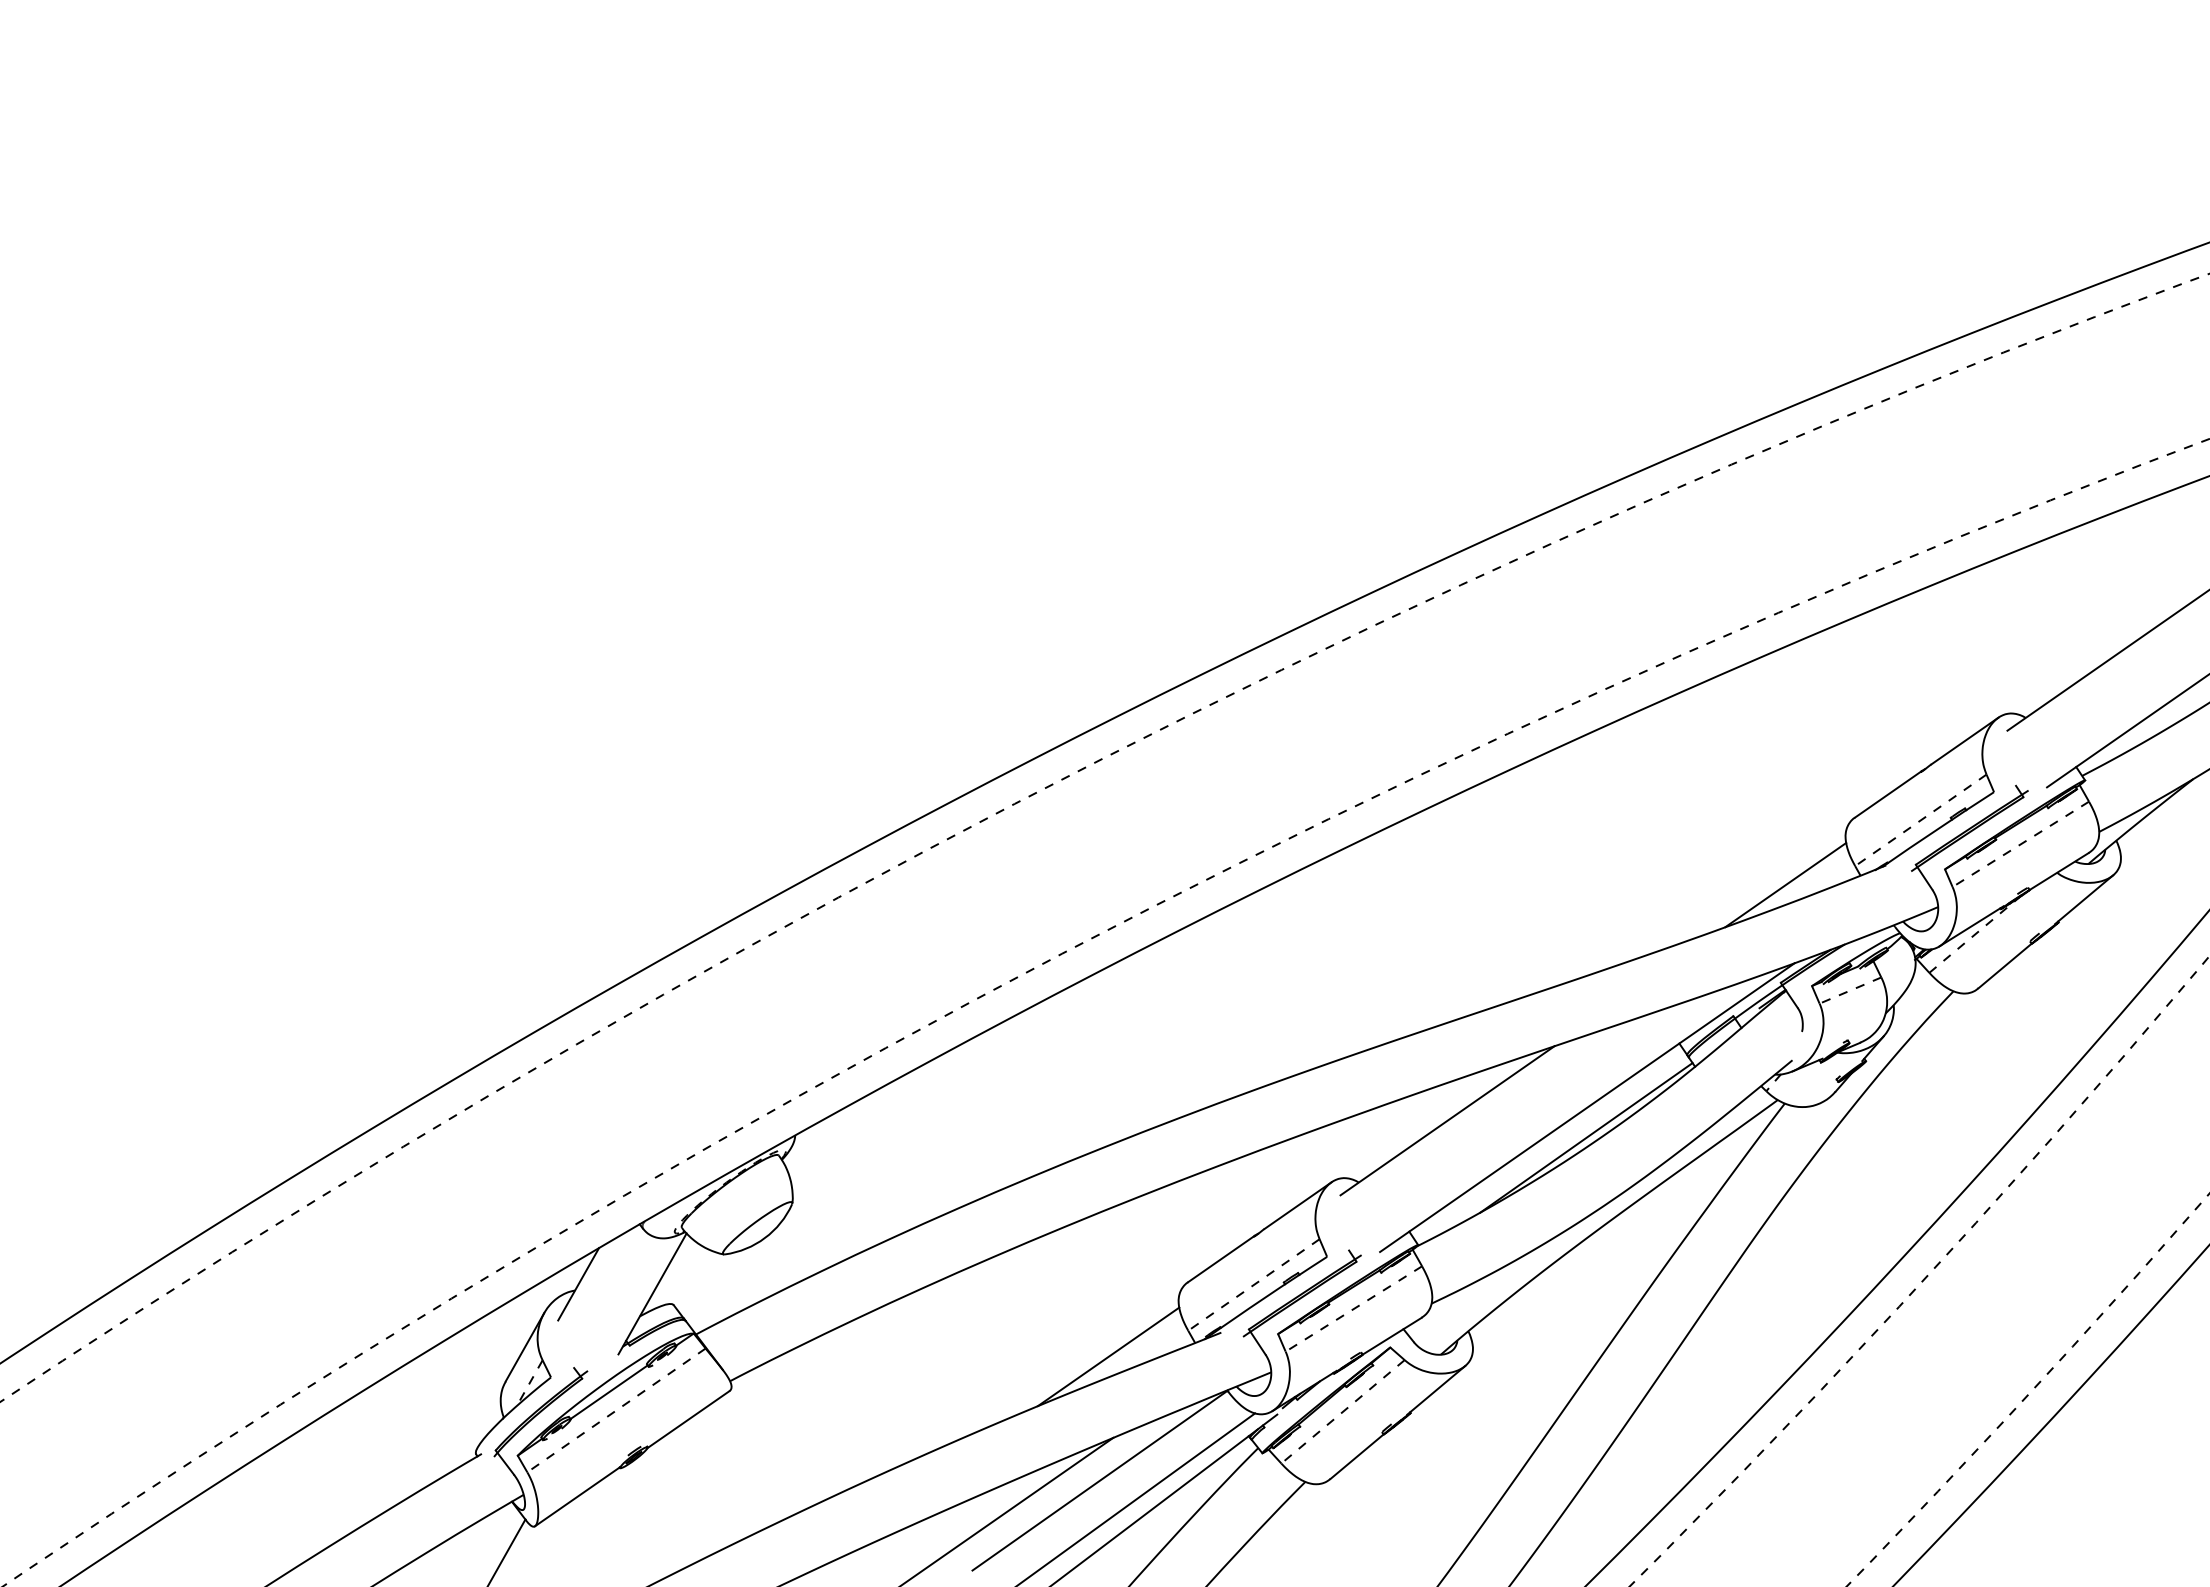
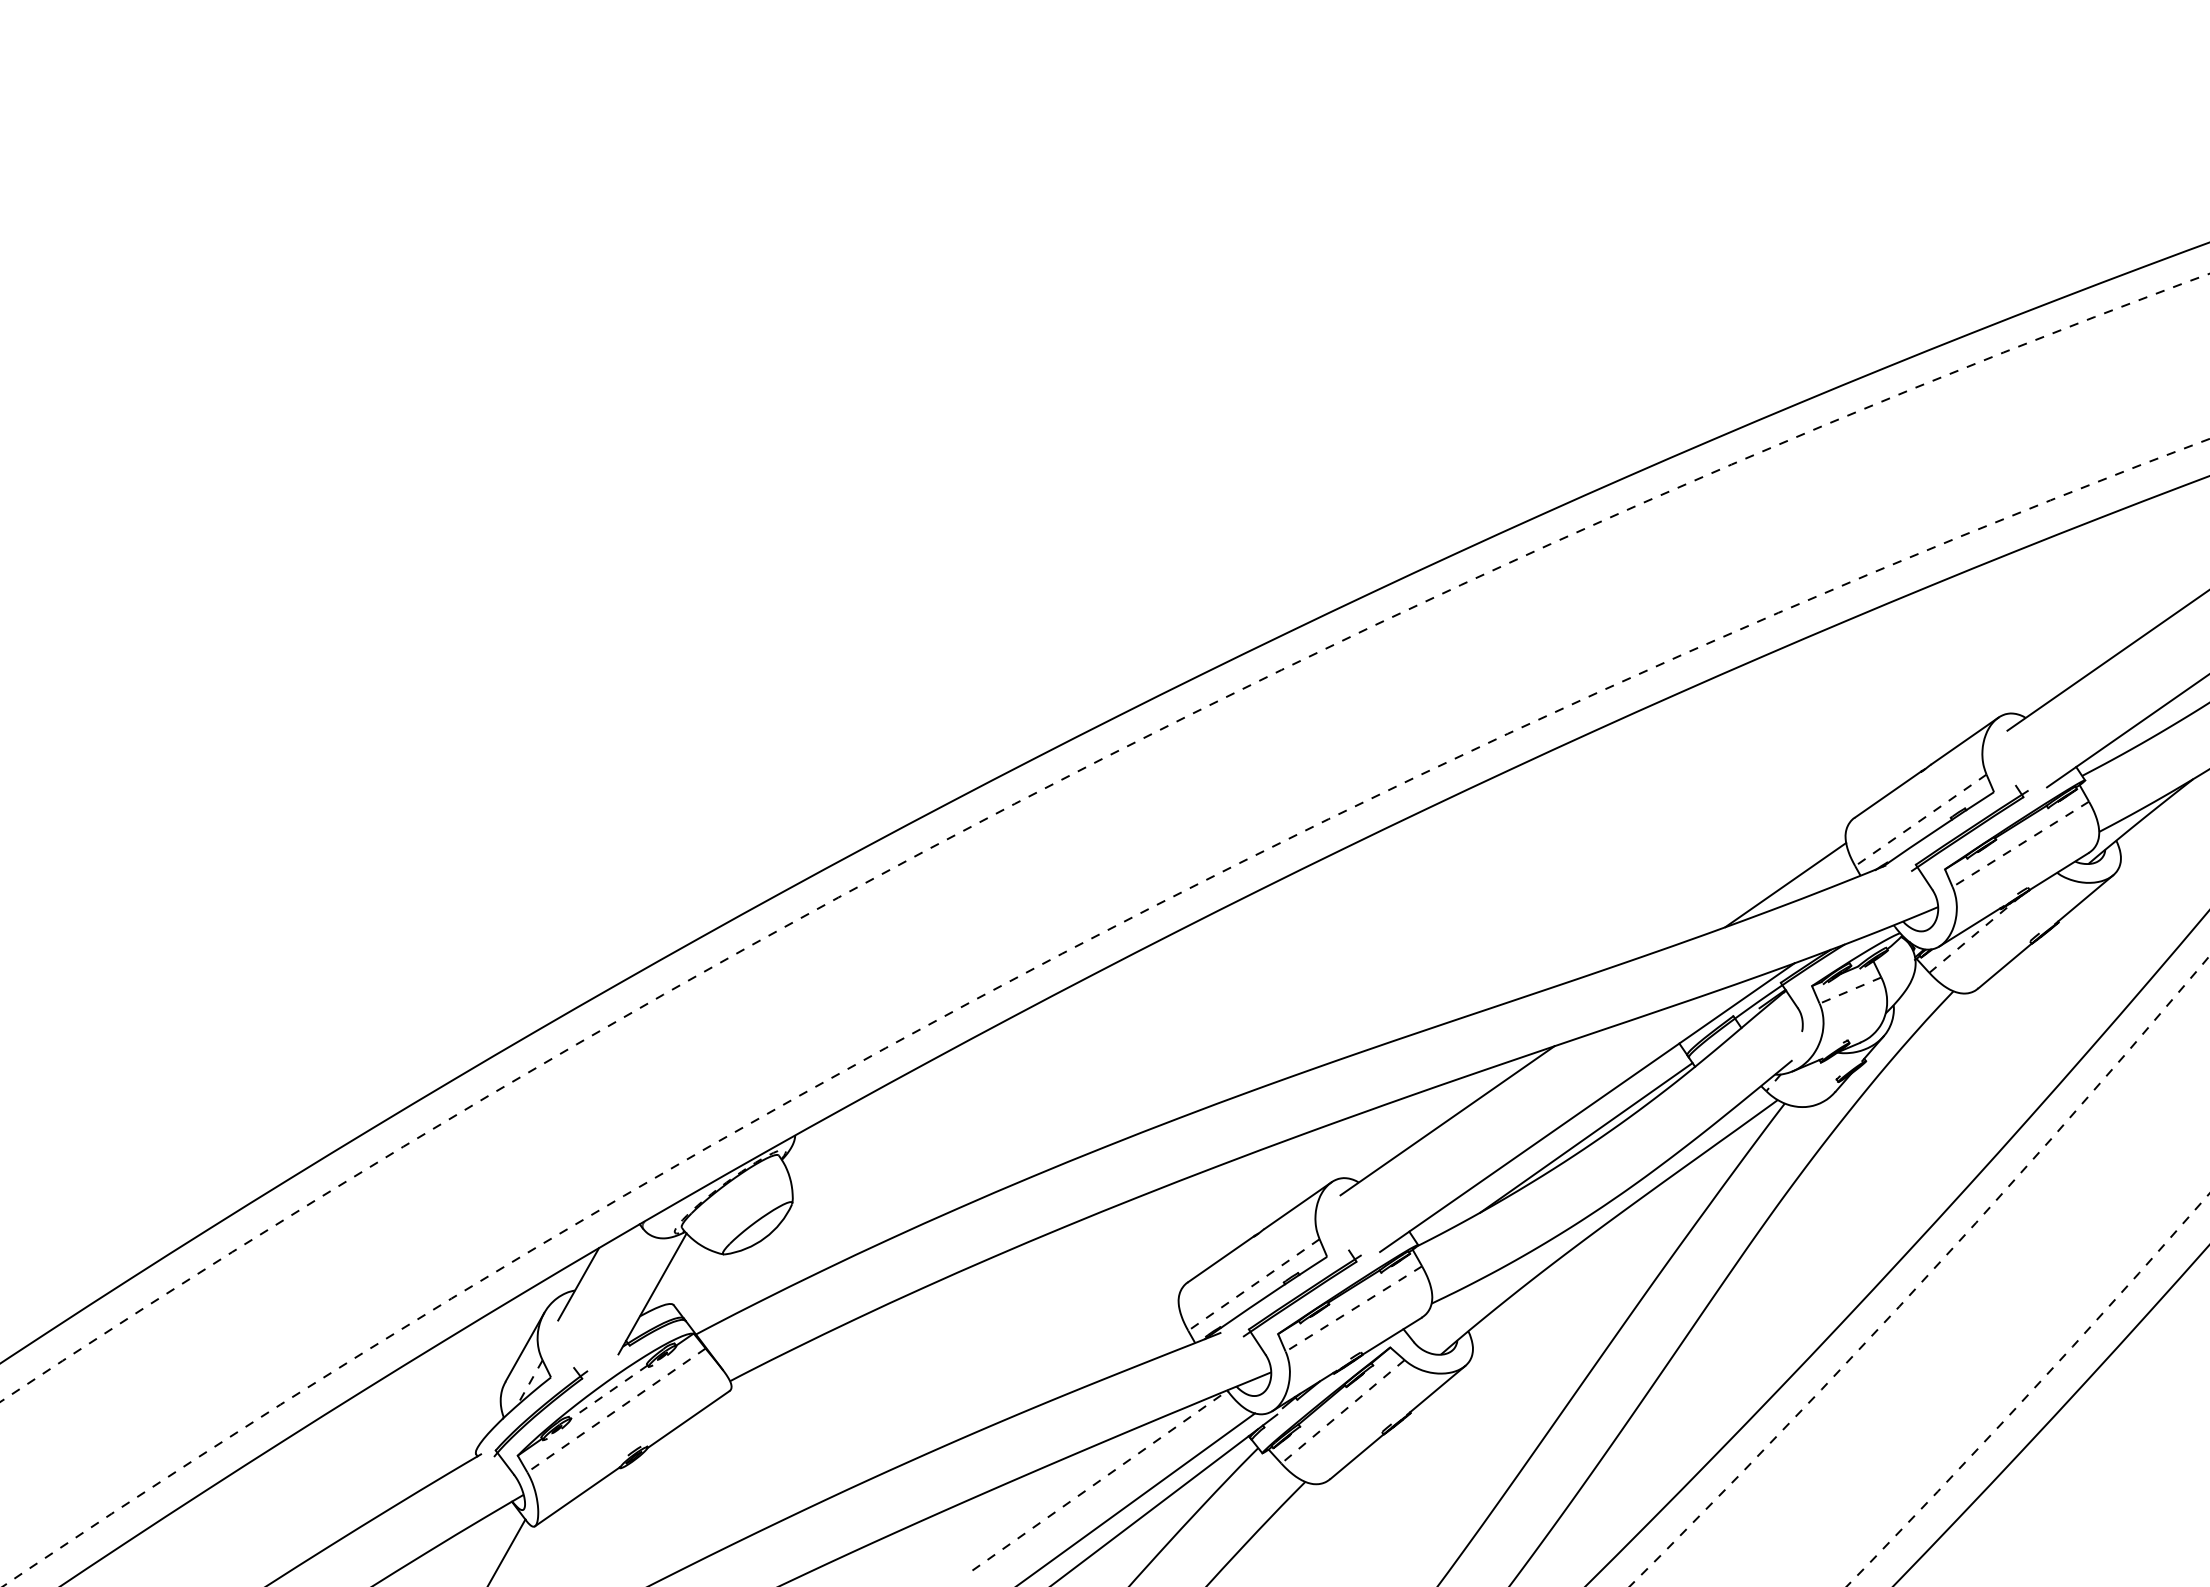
line: present -> none (1108, 1356)
line: solid -> dashed (608, 1392)
line: solid -> dashed (1100, 1480)
line: present -> none (1008, 1510)
